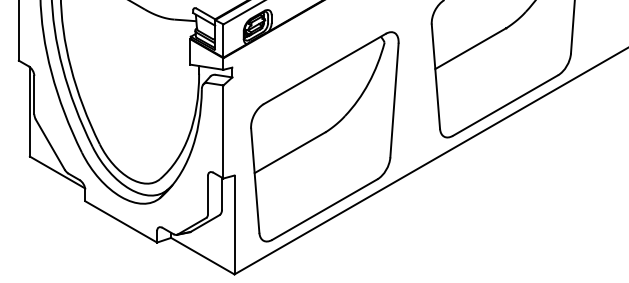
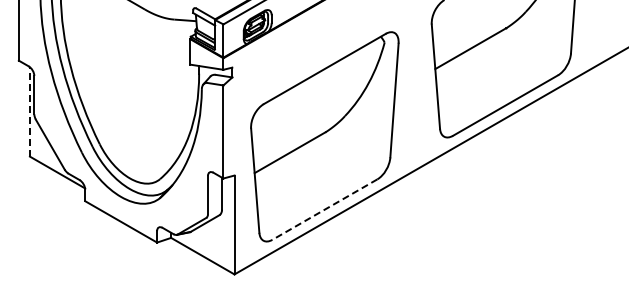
line: solid -> dashed (29, 111)
line: solid -> dashed (324, 209)
